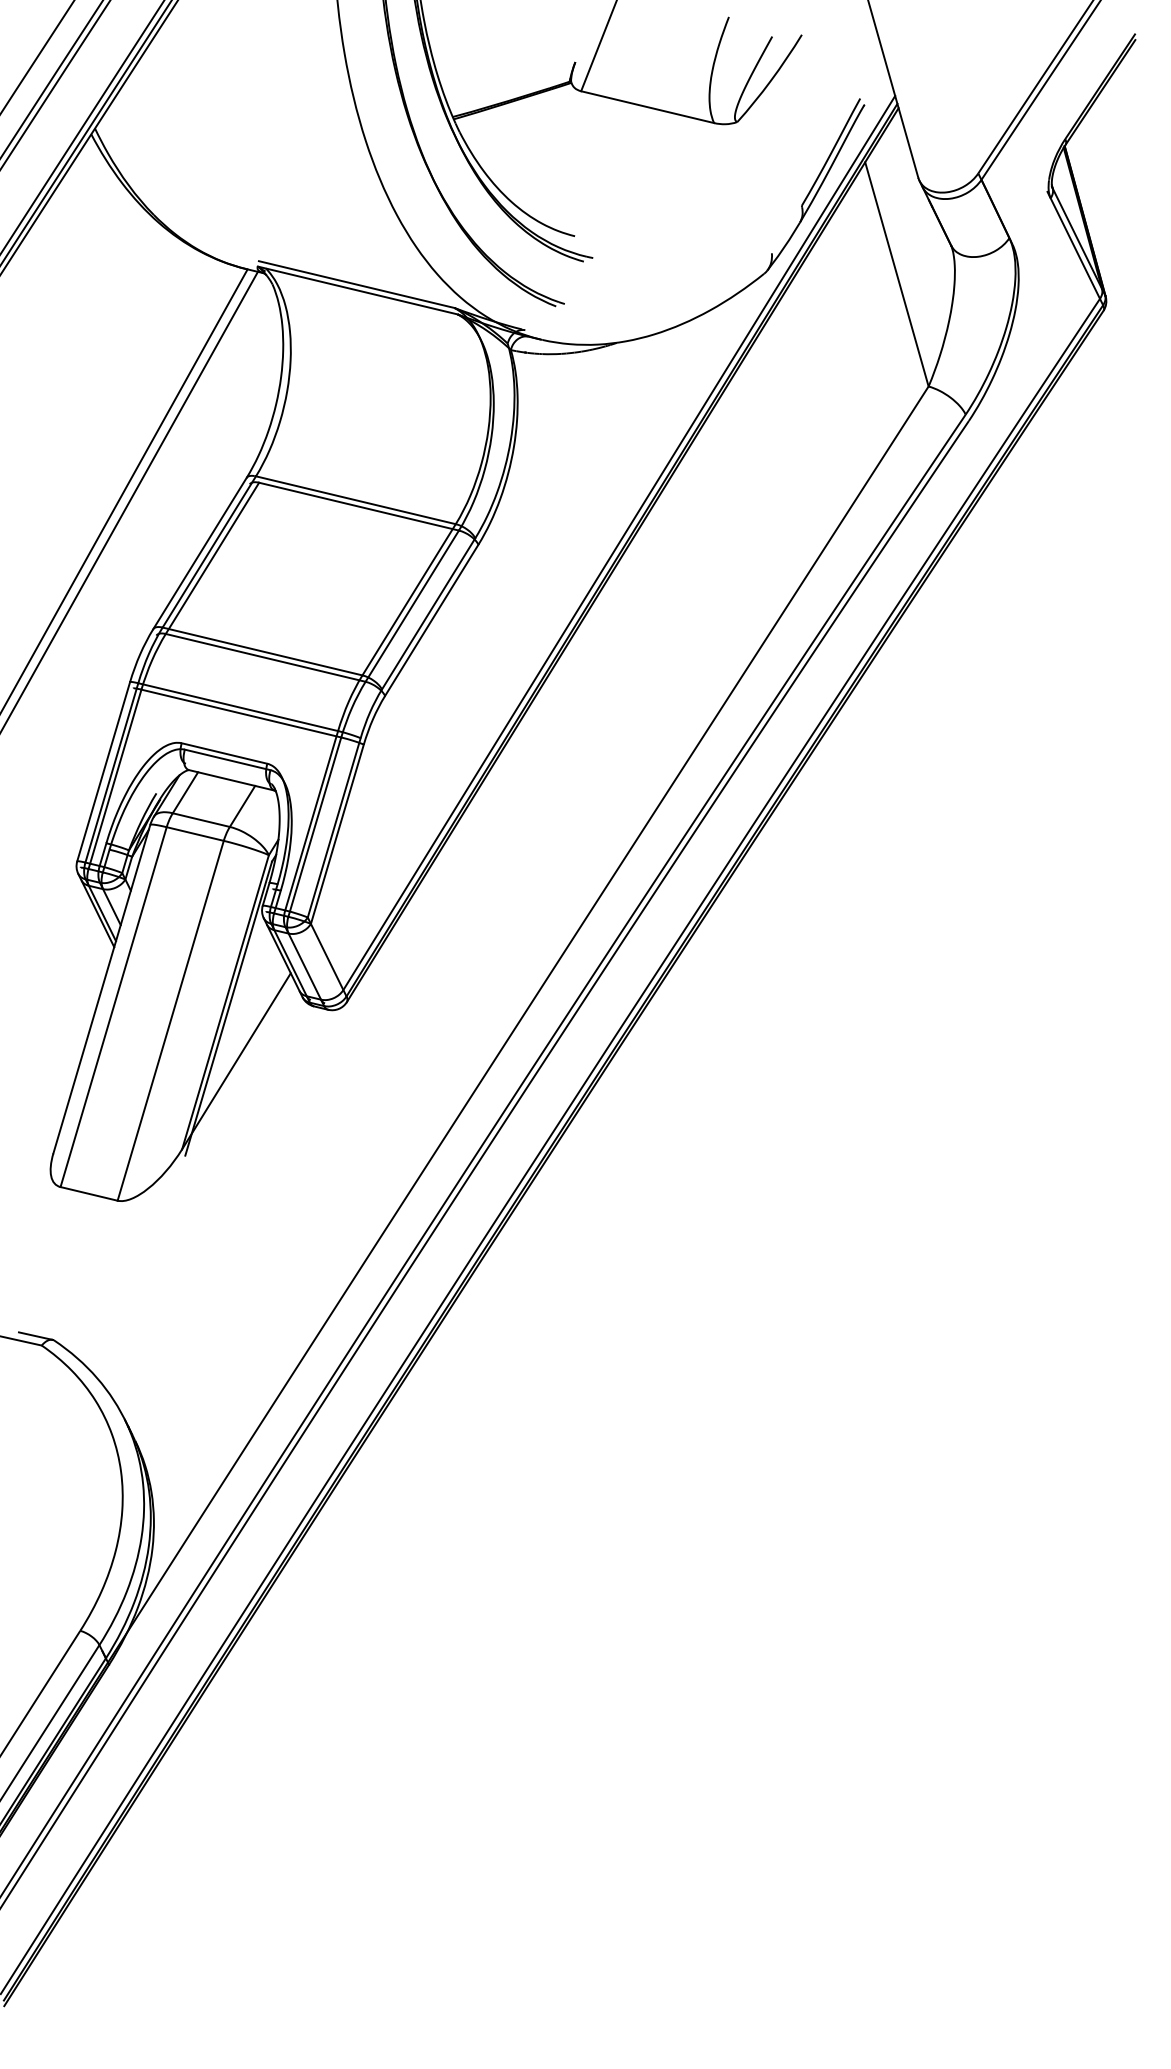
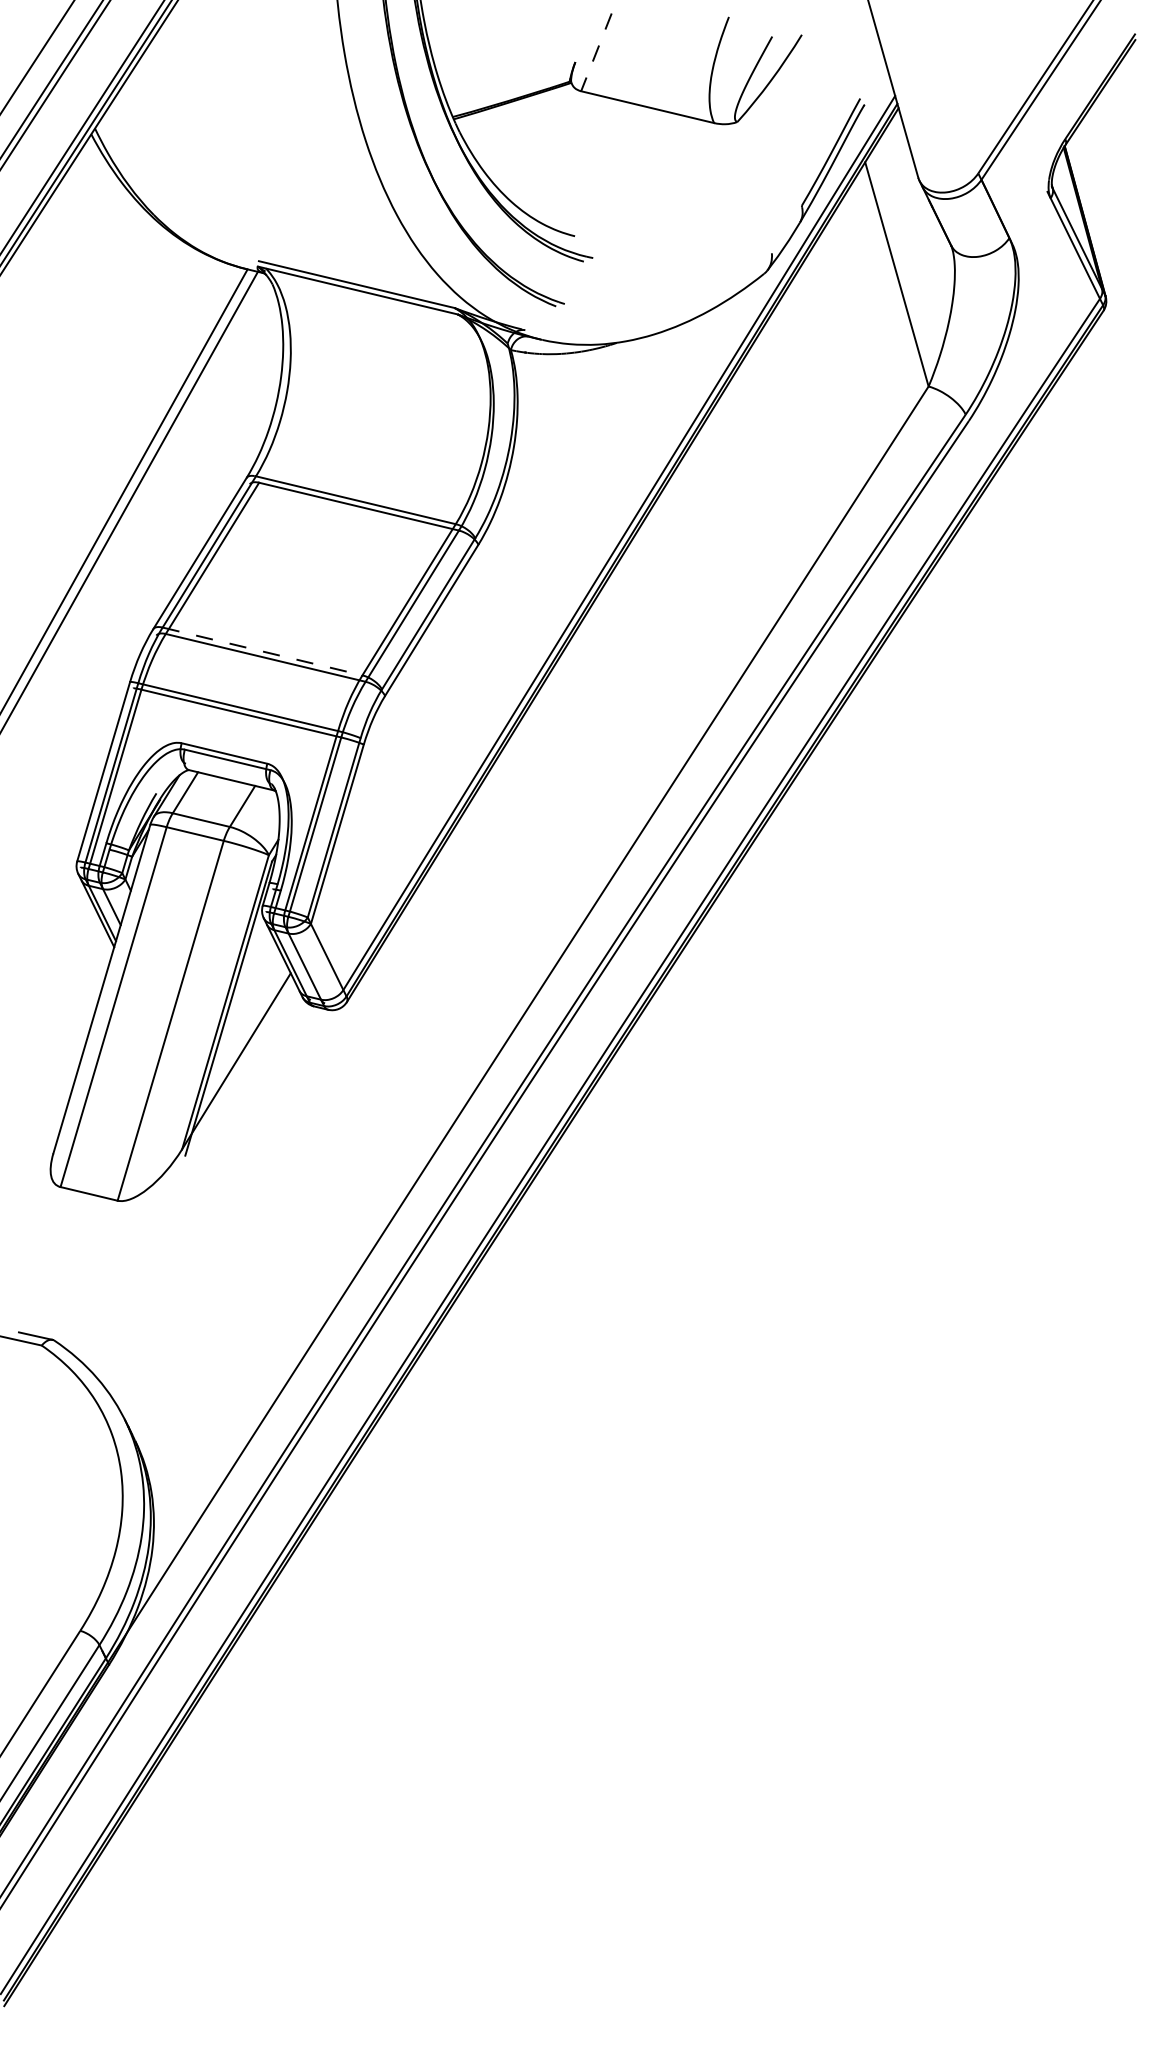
line: solid -> dashed (599, 45)
line: solid -> dashed (262, 651)
